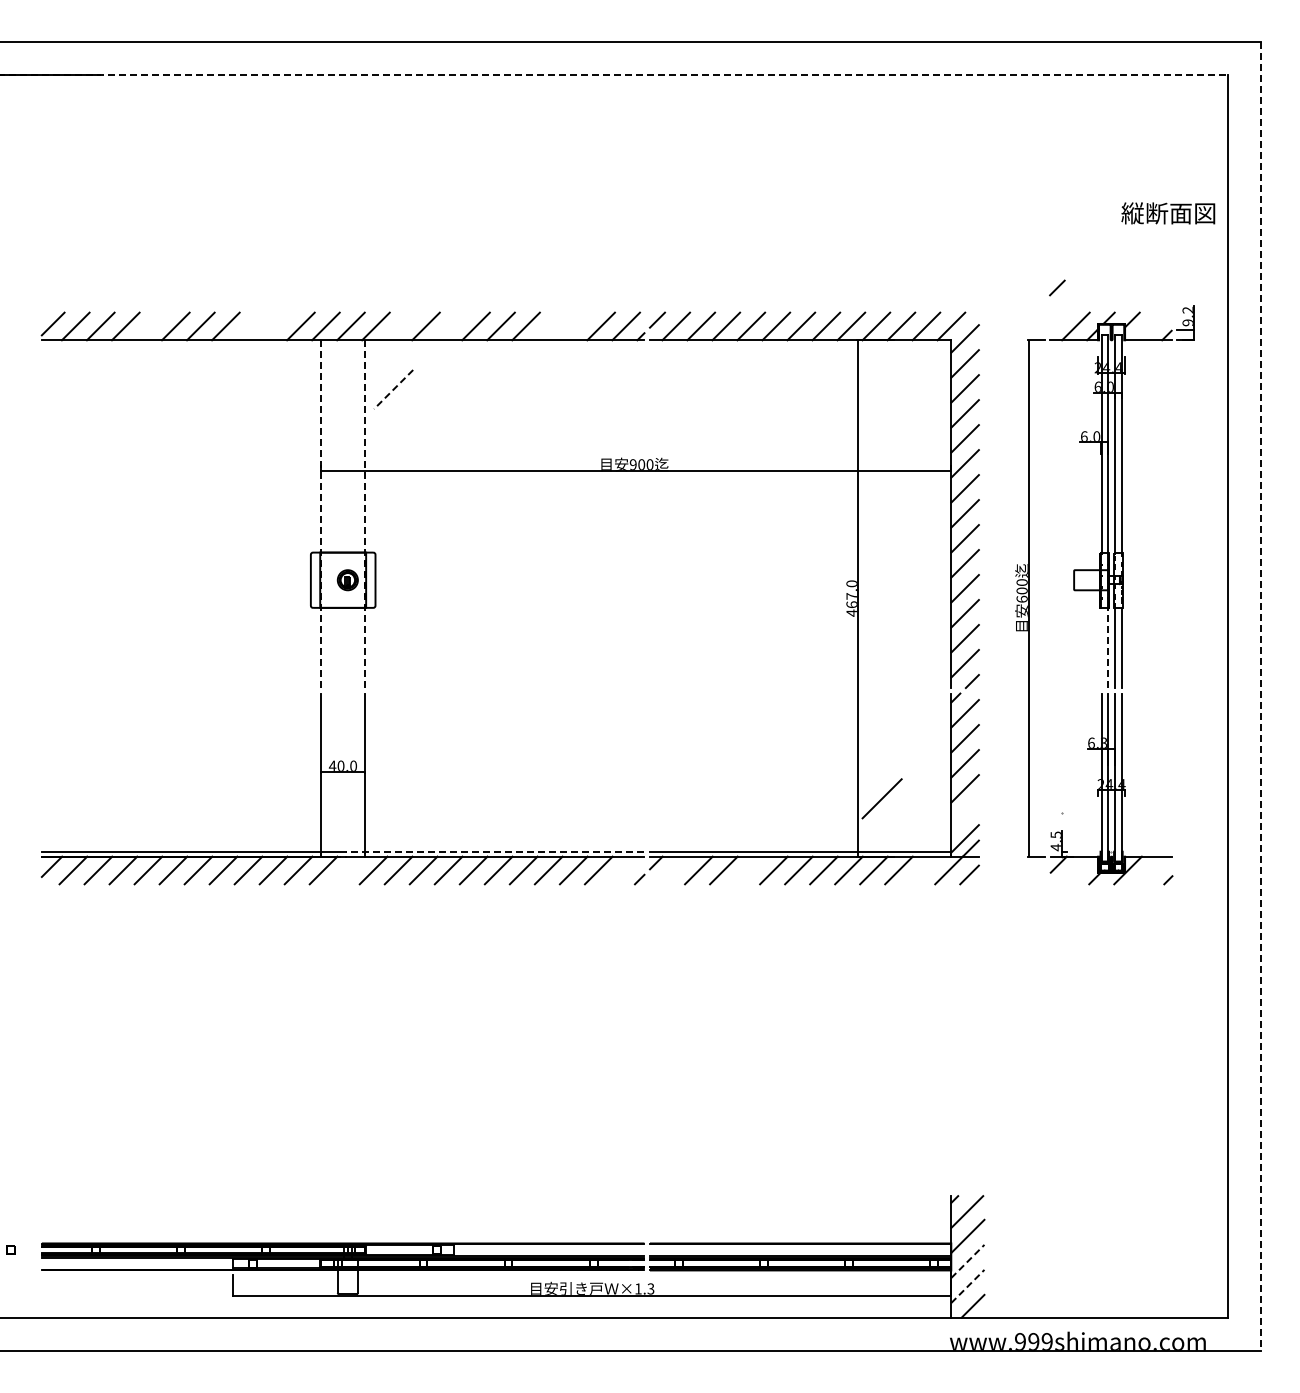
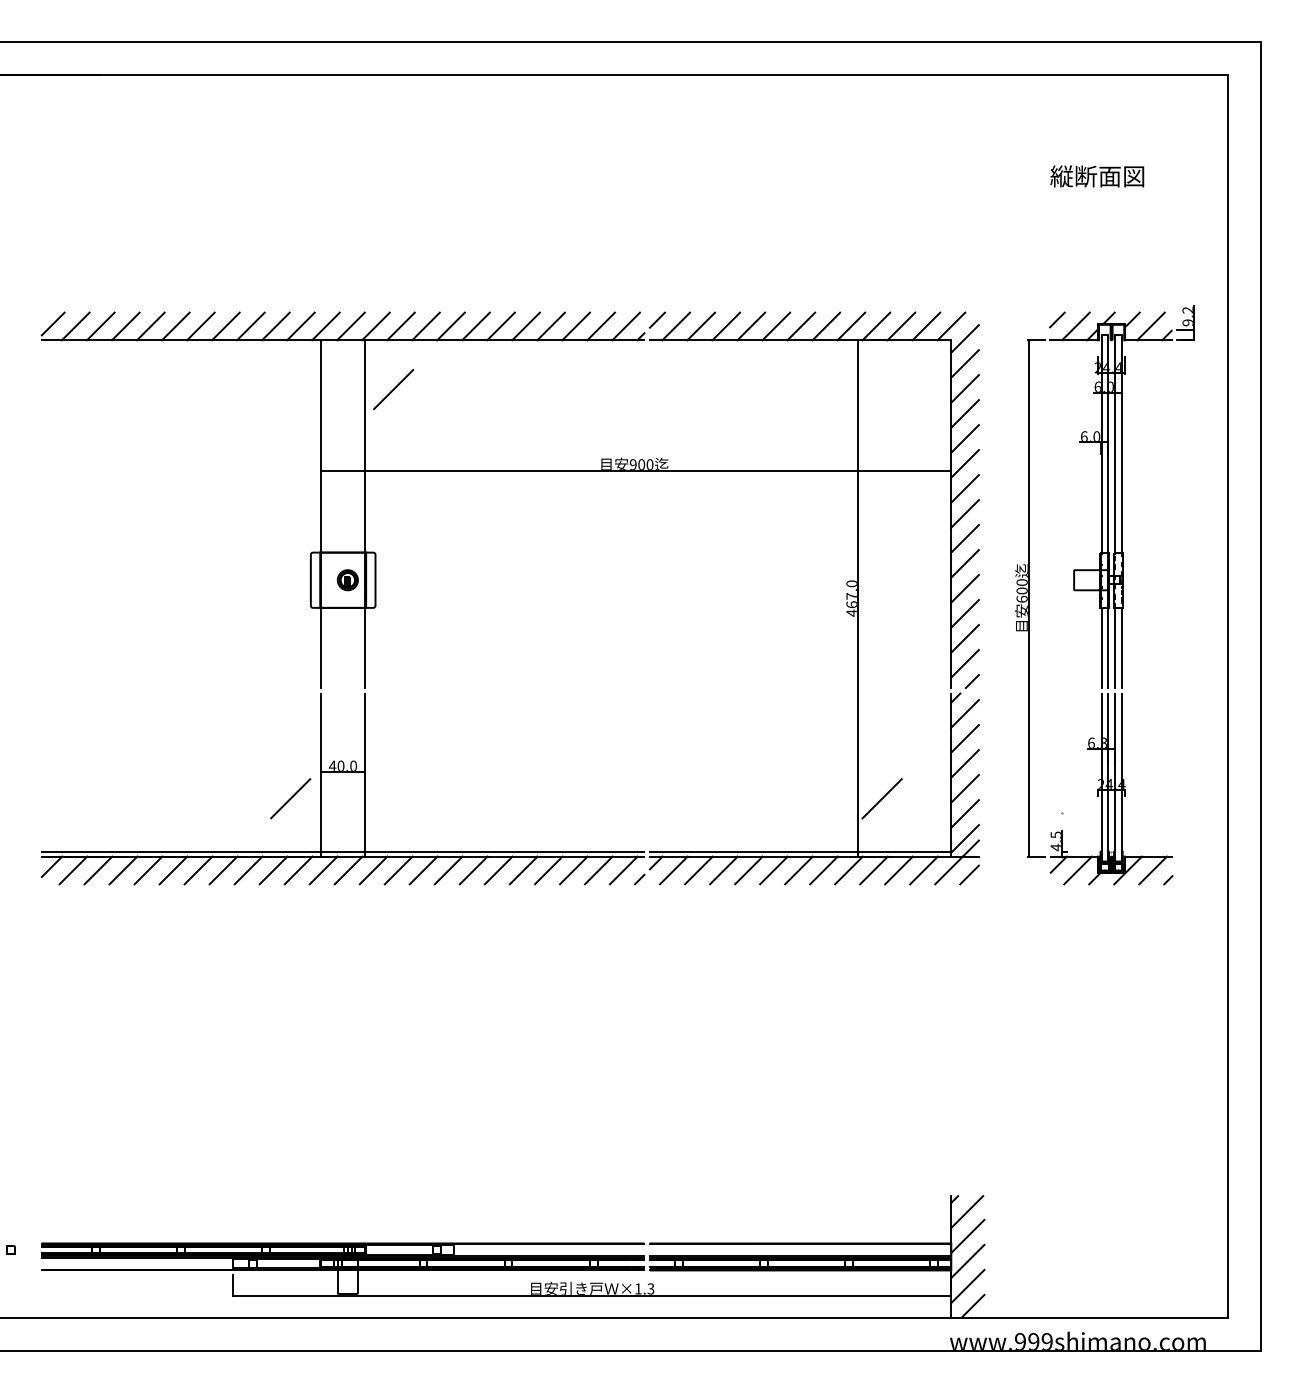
line: dashed -> solid (613, 74)
text position: (1168, 213) -> (1097, 176) (1097, 176)
line position: (1057, 287) -> (1057, 319) (1057, 319)
line: none -> present (150, 326)
line: none -> present (250, 326)
line: none -> present (275, 326)
line: none -> present (400, 326)
line: none -> present (450, 326)
line: none -> present (550, 326)
line: none -> present (575, 326)
line: none -> present (1150, 326)
line: dashed -> solid (393, 389)
line: dashed -> solid (321, 514)
line: dashed -> solid (365, 514)
line: none -> present (1101, 647)
line: dashed -> solid (1108, 647)
line: dashed -> solid (1260, 696)
line: none -> present (290, 798)
line: none -> present (964, 813)
line: dashed -> solid (494, 851)
line: none -> present (348, 870)
line: none -> present (623, 870)
line: none -> present (673, 870)
line: none -> present (748, 870)
line: none -> present (923, 870)
line: none -> present (1077, 870)
line: none -> present (1152, 870)
line: dashed -> solid (968, 1261)
line: dashed -> solid (968, 1286)
